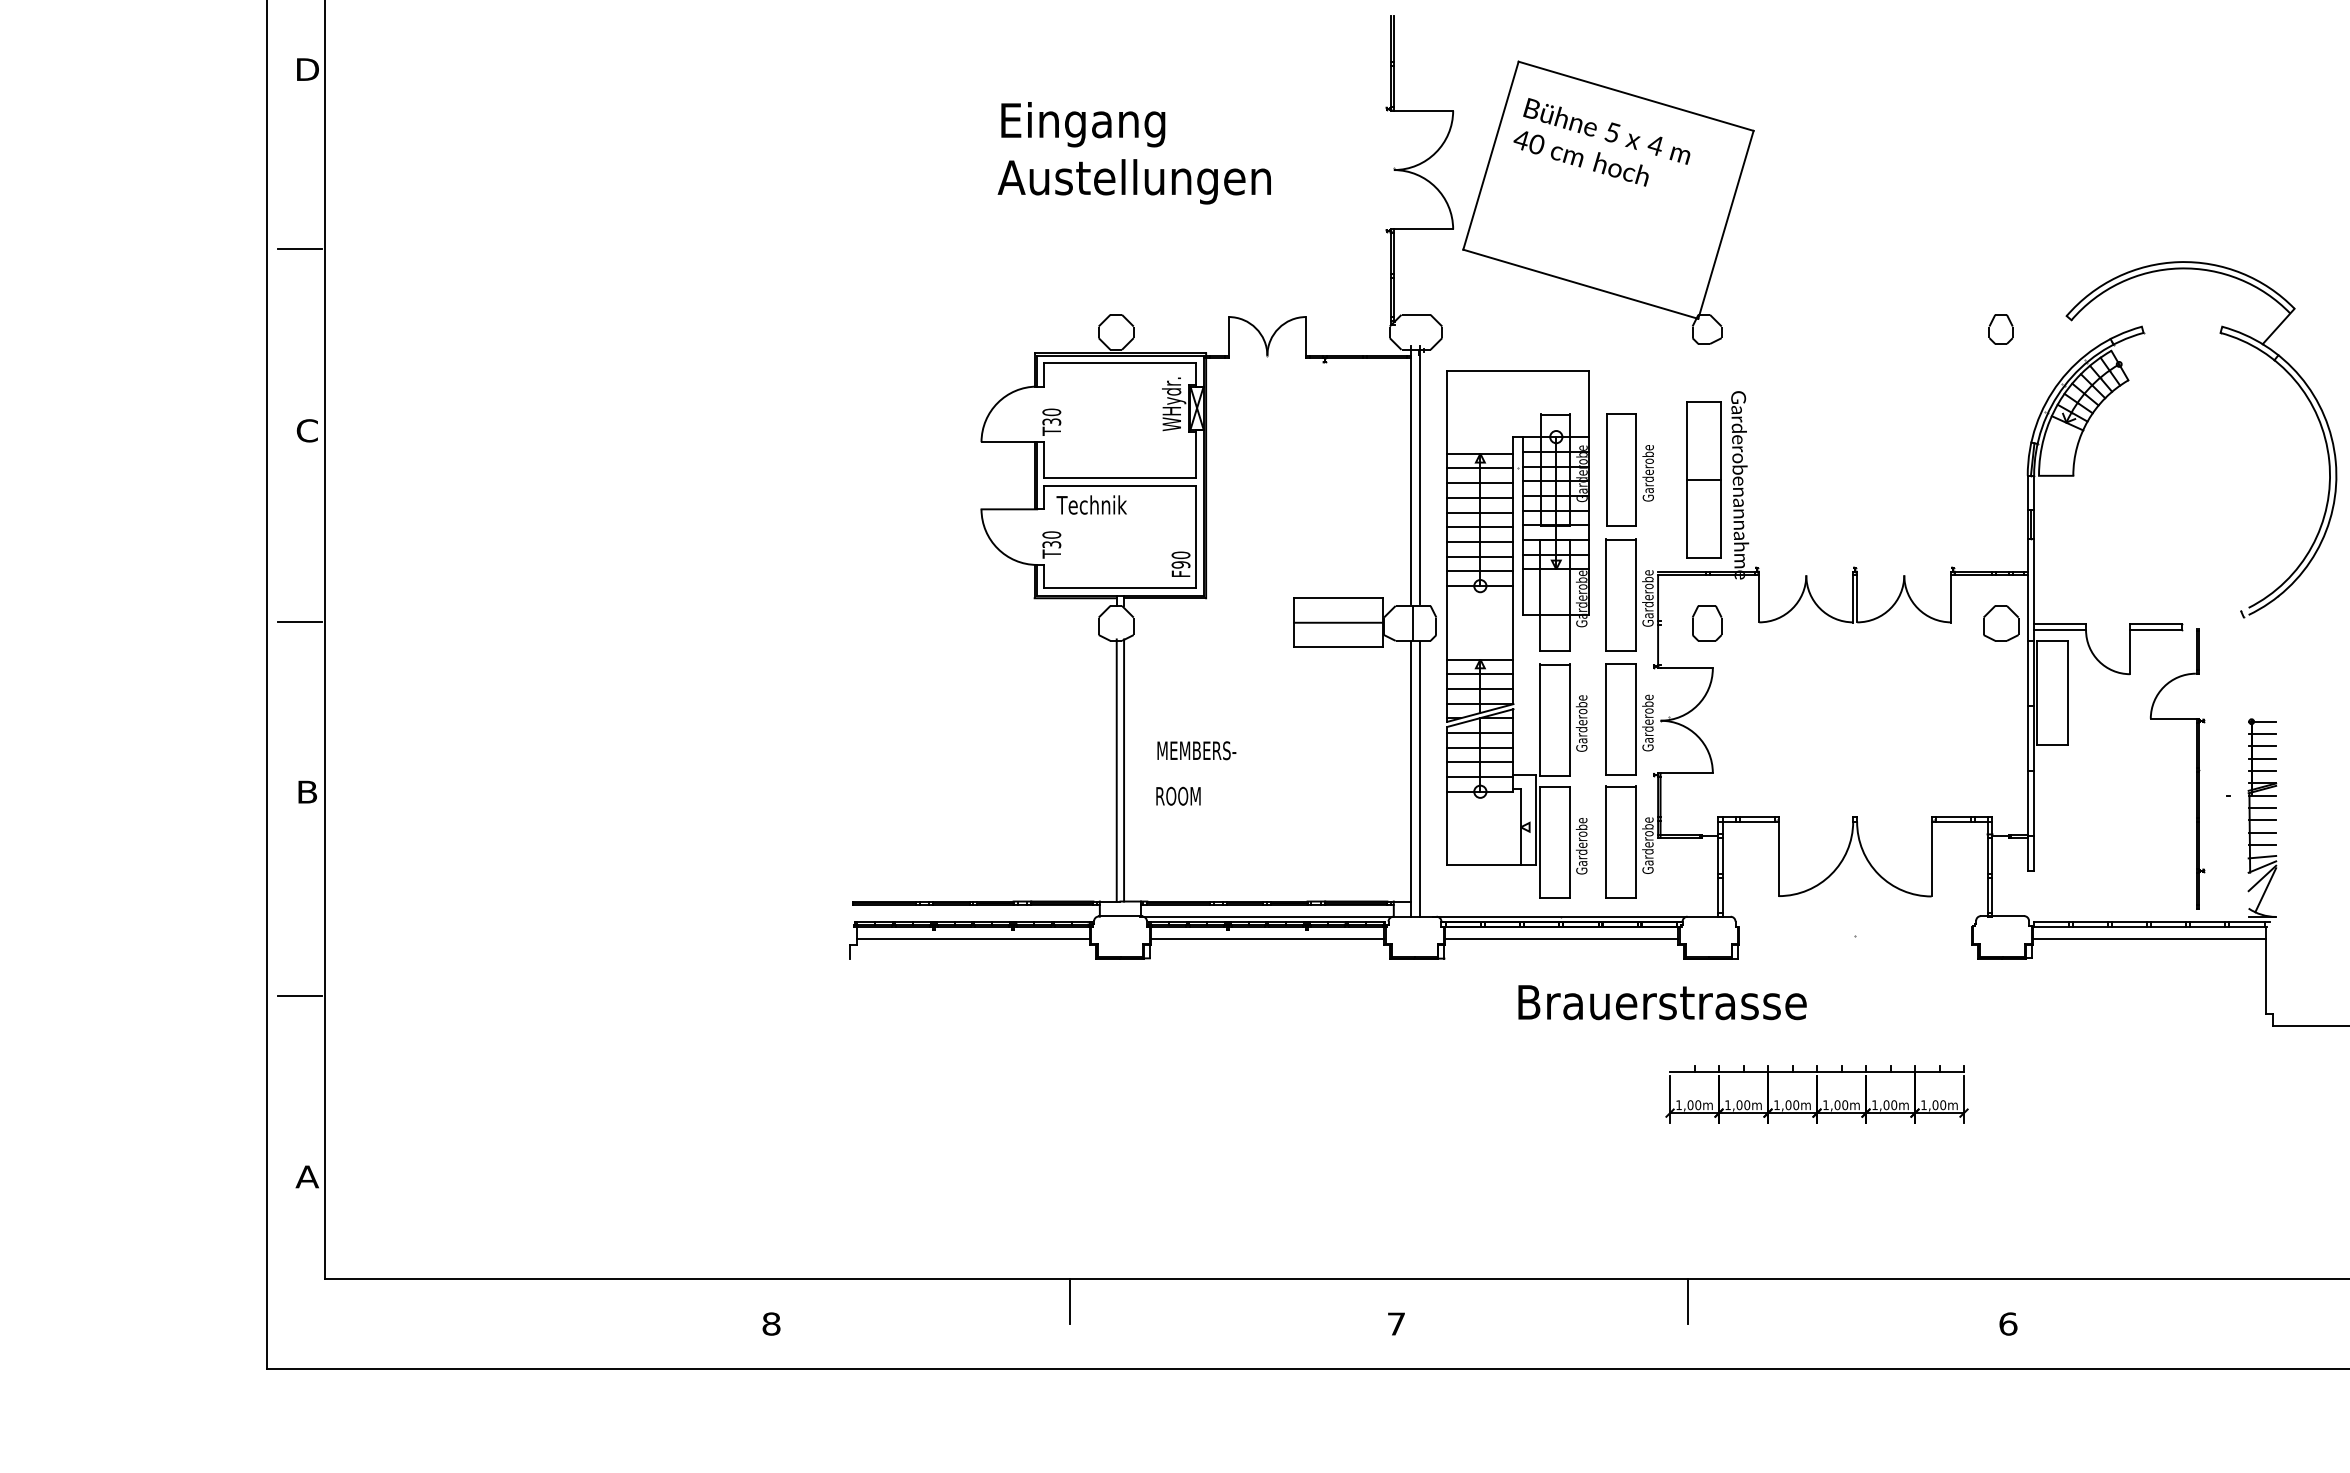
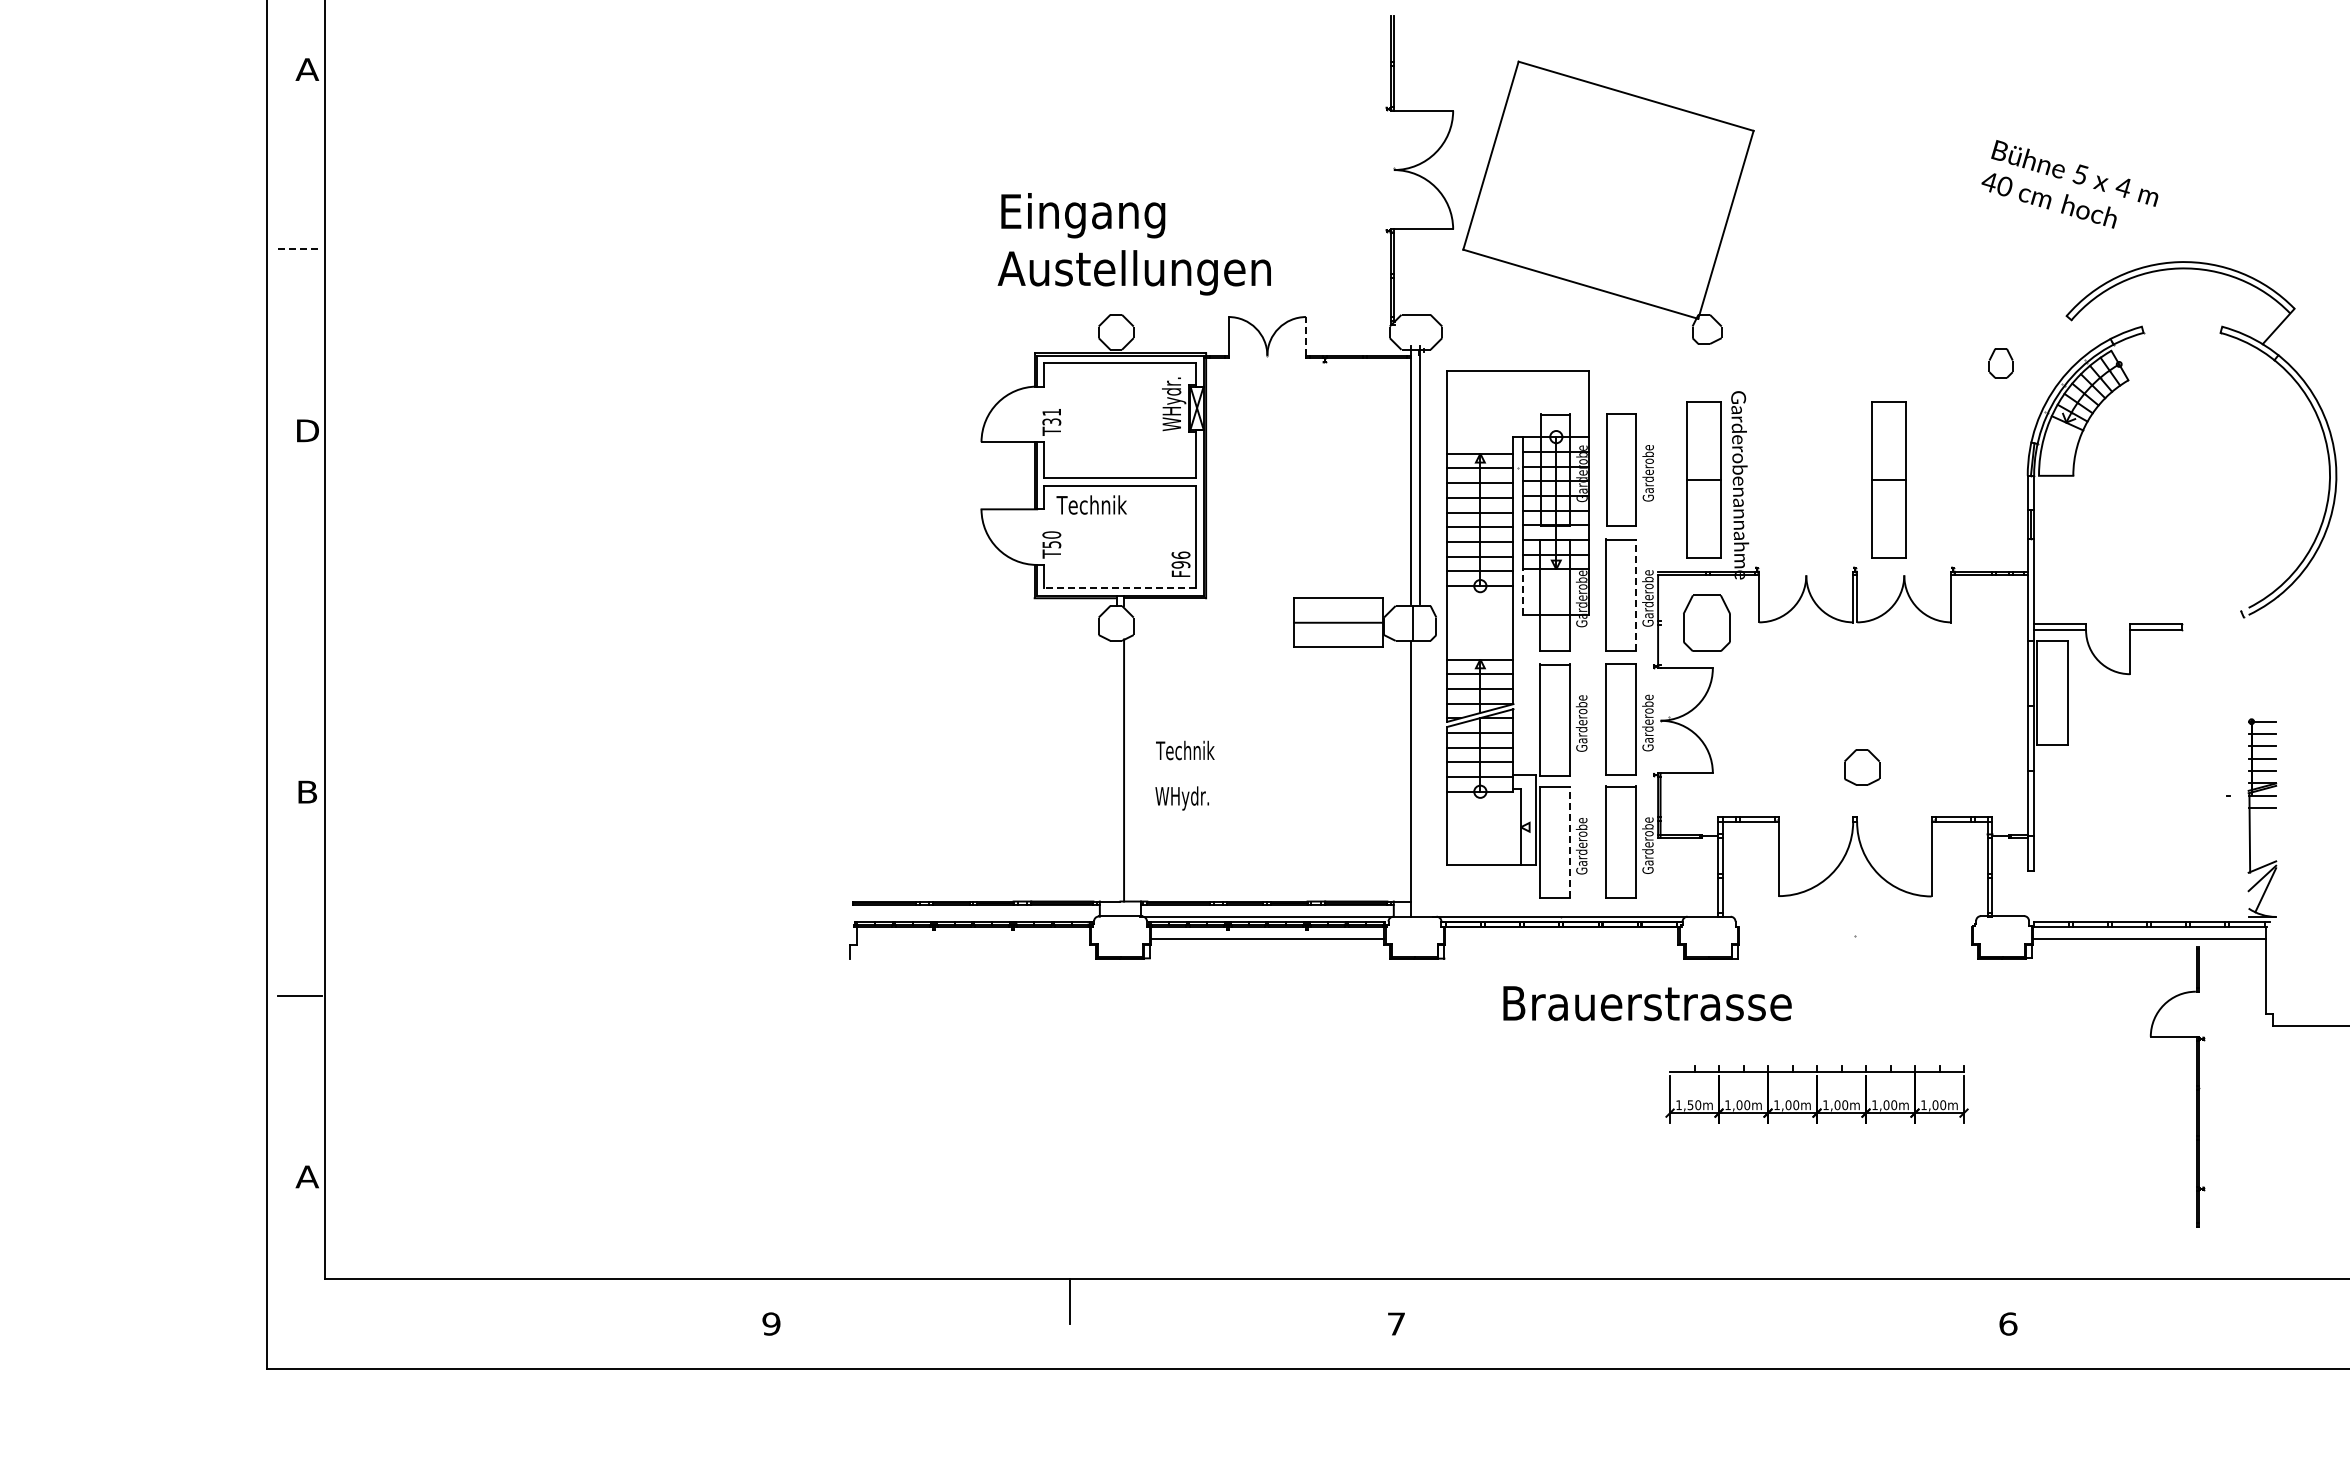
text: D -> A (307, 69)
text position: (1601, 142) -> (2069, 184) (2069, 184)
text position: (1133, 153) -> (1133, 244) (1133, 244)
line: solid -> dashed (300, 248)
part position: (2000, 329) -> (2000, 363) (2000, 363)
line: solid -> dashed (1306, 335)
text: T30 -> T31 (1051, 412)
text: C -> D (307, 430)
part: none -> present (1888, 479)
text: T30 -> T50 (1051, 544)
text: F90 -> F96 (1180, 554)
line: solid -> dashed (1120, 588)
line: solid -> dashed (1523, 592)
line: solid -> dashed (1635, 594)
line: present -> none (299, 622)
part size: 31x37 px -> 48x58 px (1706, 622)
part position: (2001, 623) -> (1862, 767) (1862, 767)
text: MEMBERS- -> Technik (1196, 750)
part position: (2196, 768) -> (2196, 1086) (2196, 1086)
line: present -> none (1116, 770)
line: present -> none (1419, 778)
text: ROOM -> WHydr. (1181, 798)
line: present -> none (2262, 820)
line: present -> none (2262, 832)
line: solid -> dashed (1569, 842)
line: present -> none (2262, 845)
line: present -> none (2262, 856)
line: present -> none (973, 939)
line: present -> none (1560, 939)
text position: (1662, 1002) -> (1647, 1003) (1647, 1003)
text: 1,00m -> 1,50m (1690, 1105)
line: present -> none (1688, 1301)
text: 8 -> 9 (771, 1323)
